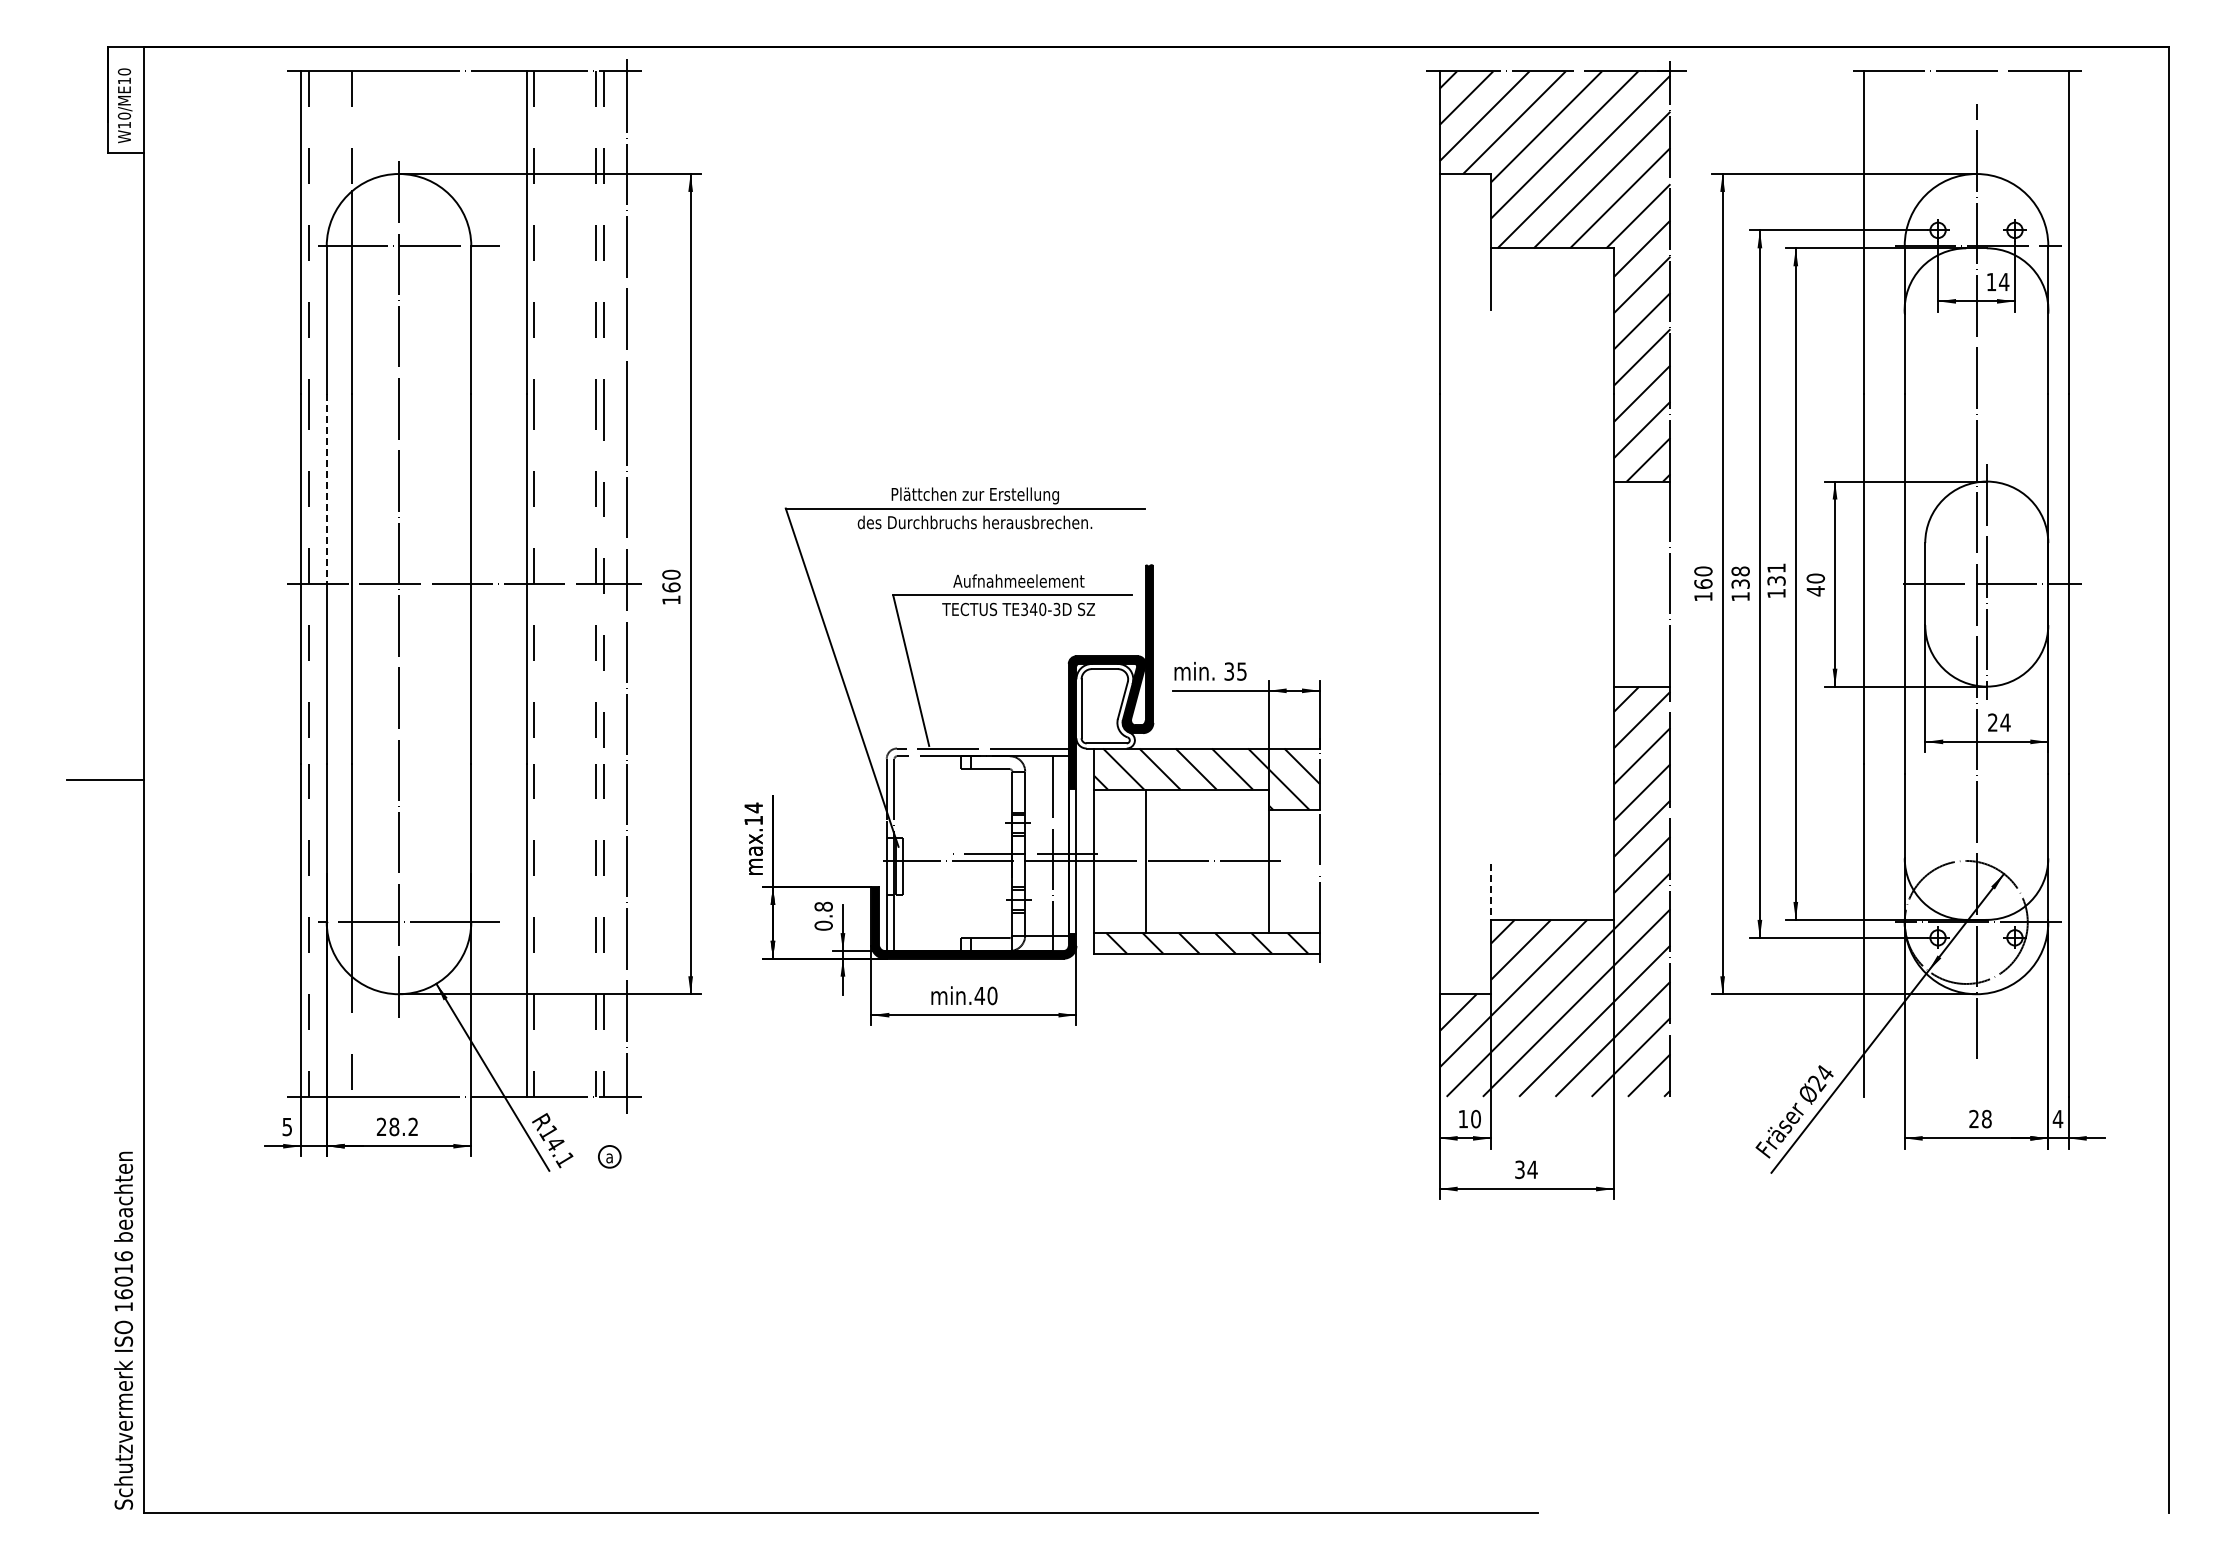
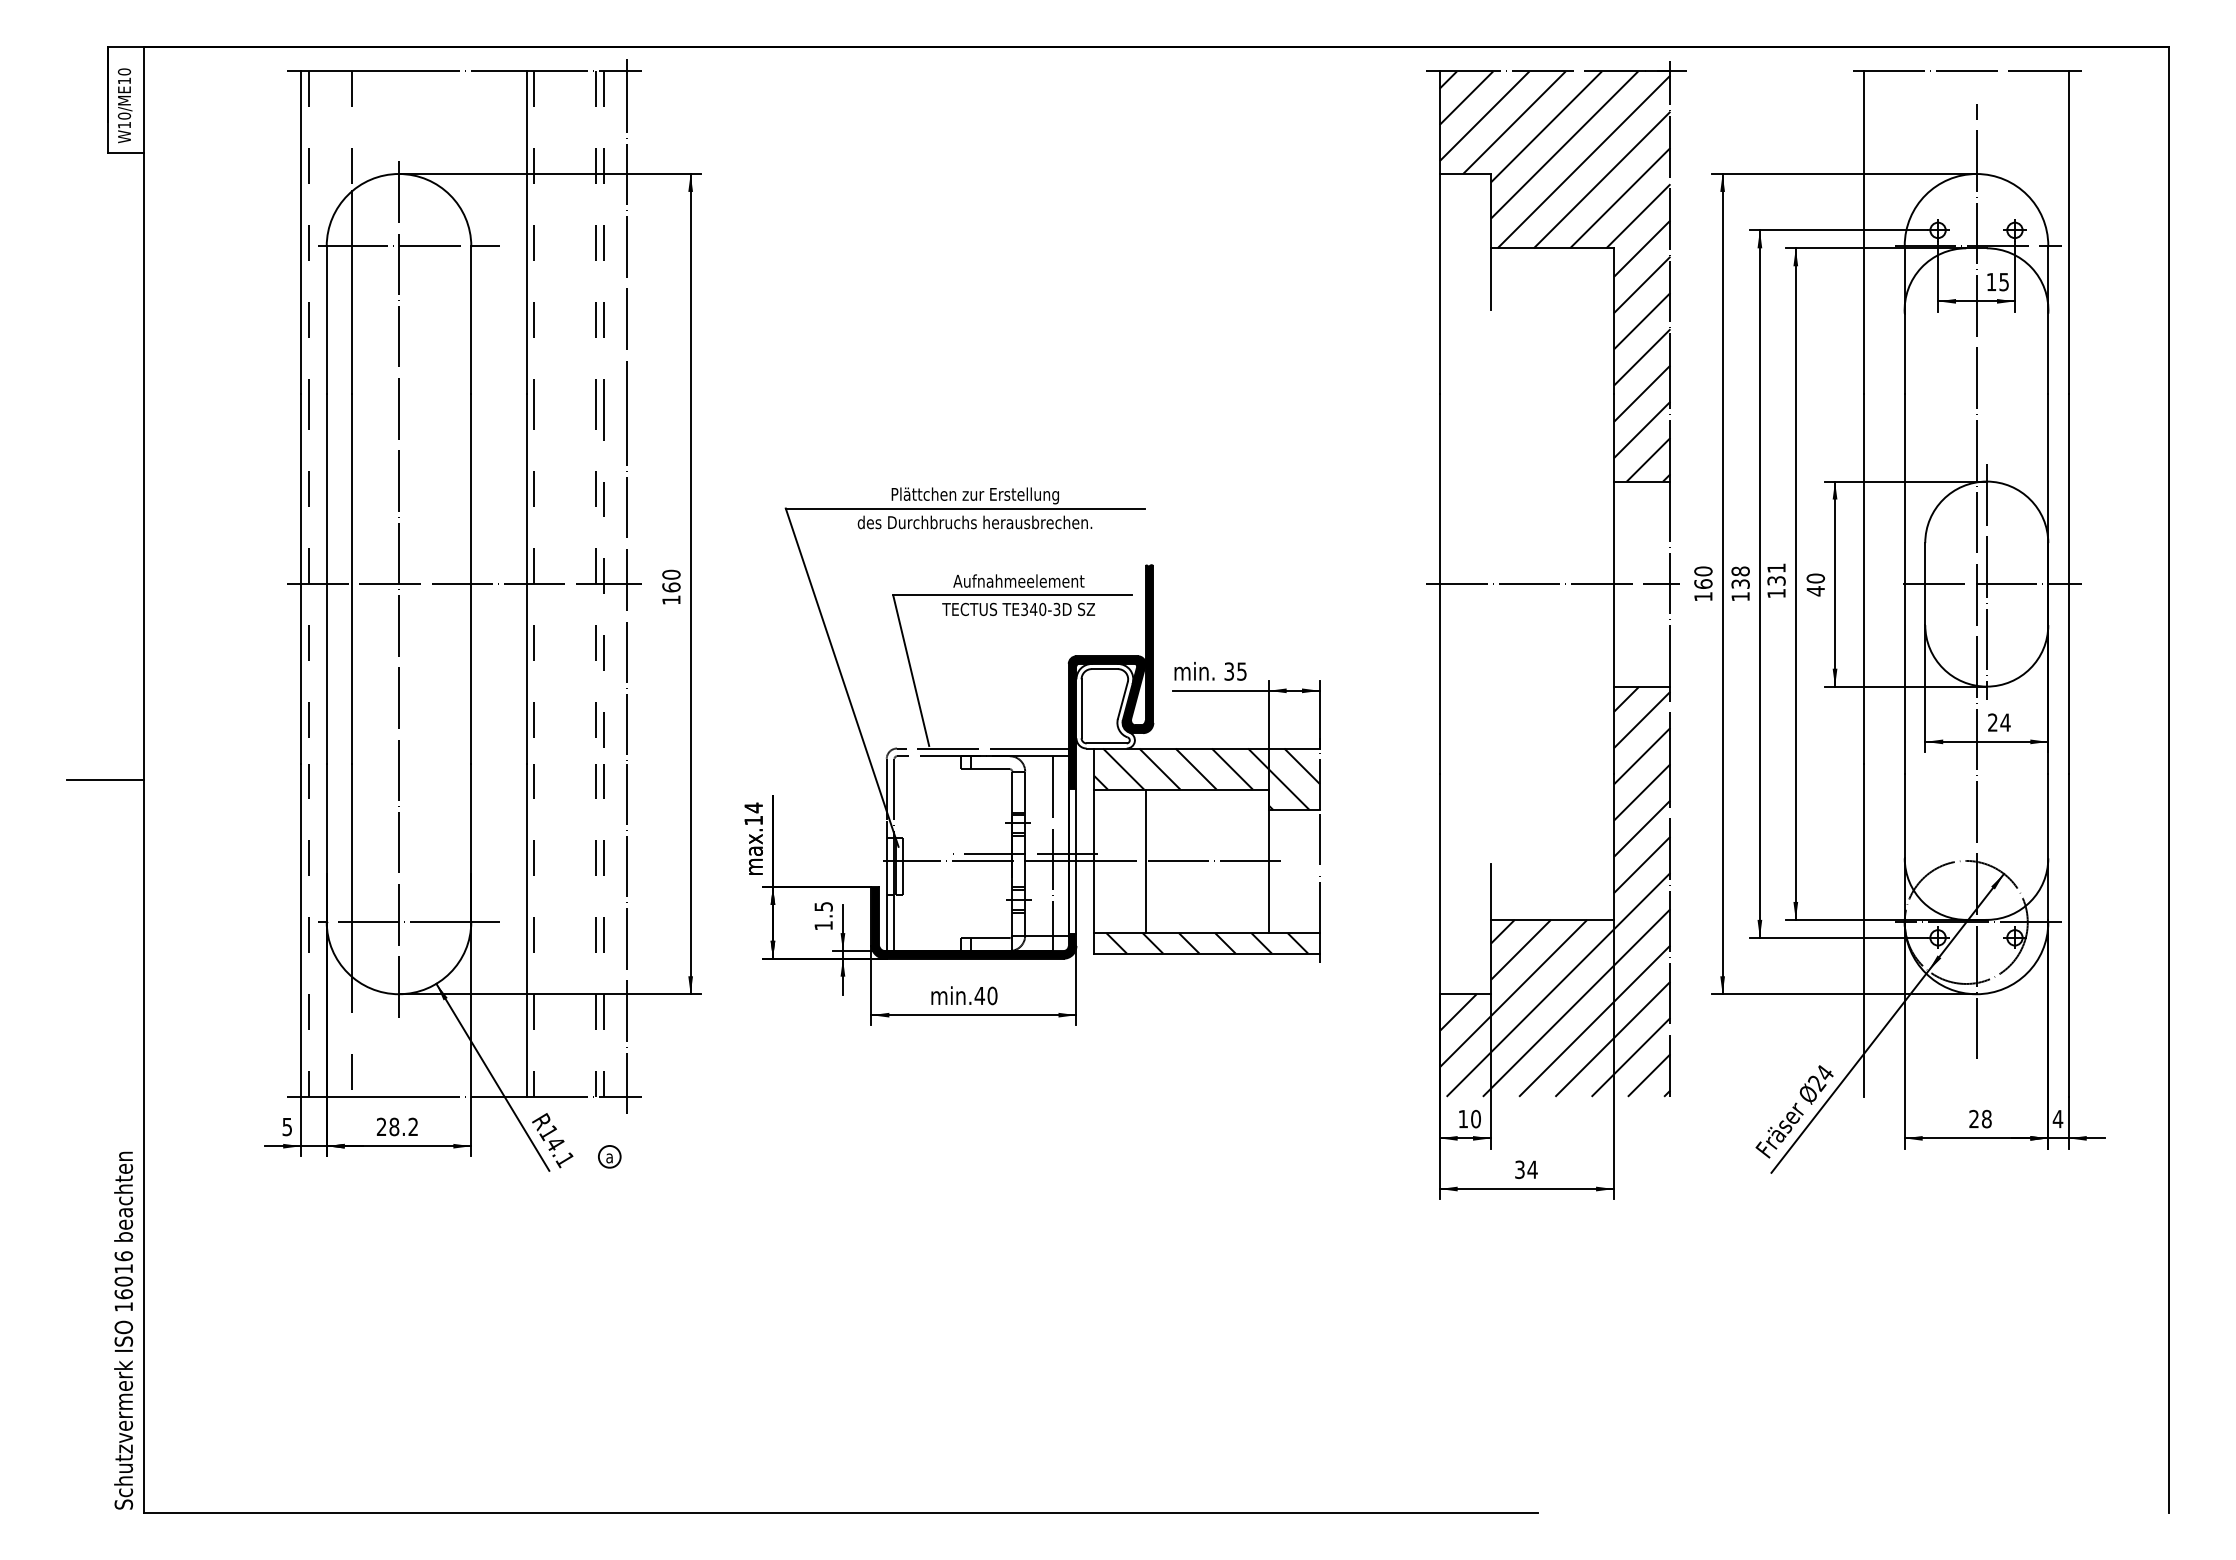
text: 14 -> 15 (2003, 282)
line: dashed -> solid (326, 489)
line: none -> present (1553, 584)
line: dashed -> solid (1490, 892)
text: 0.8 -> 1.5 (823, 915)
